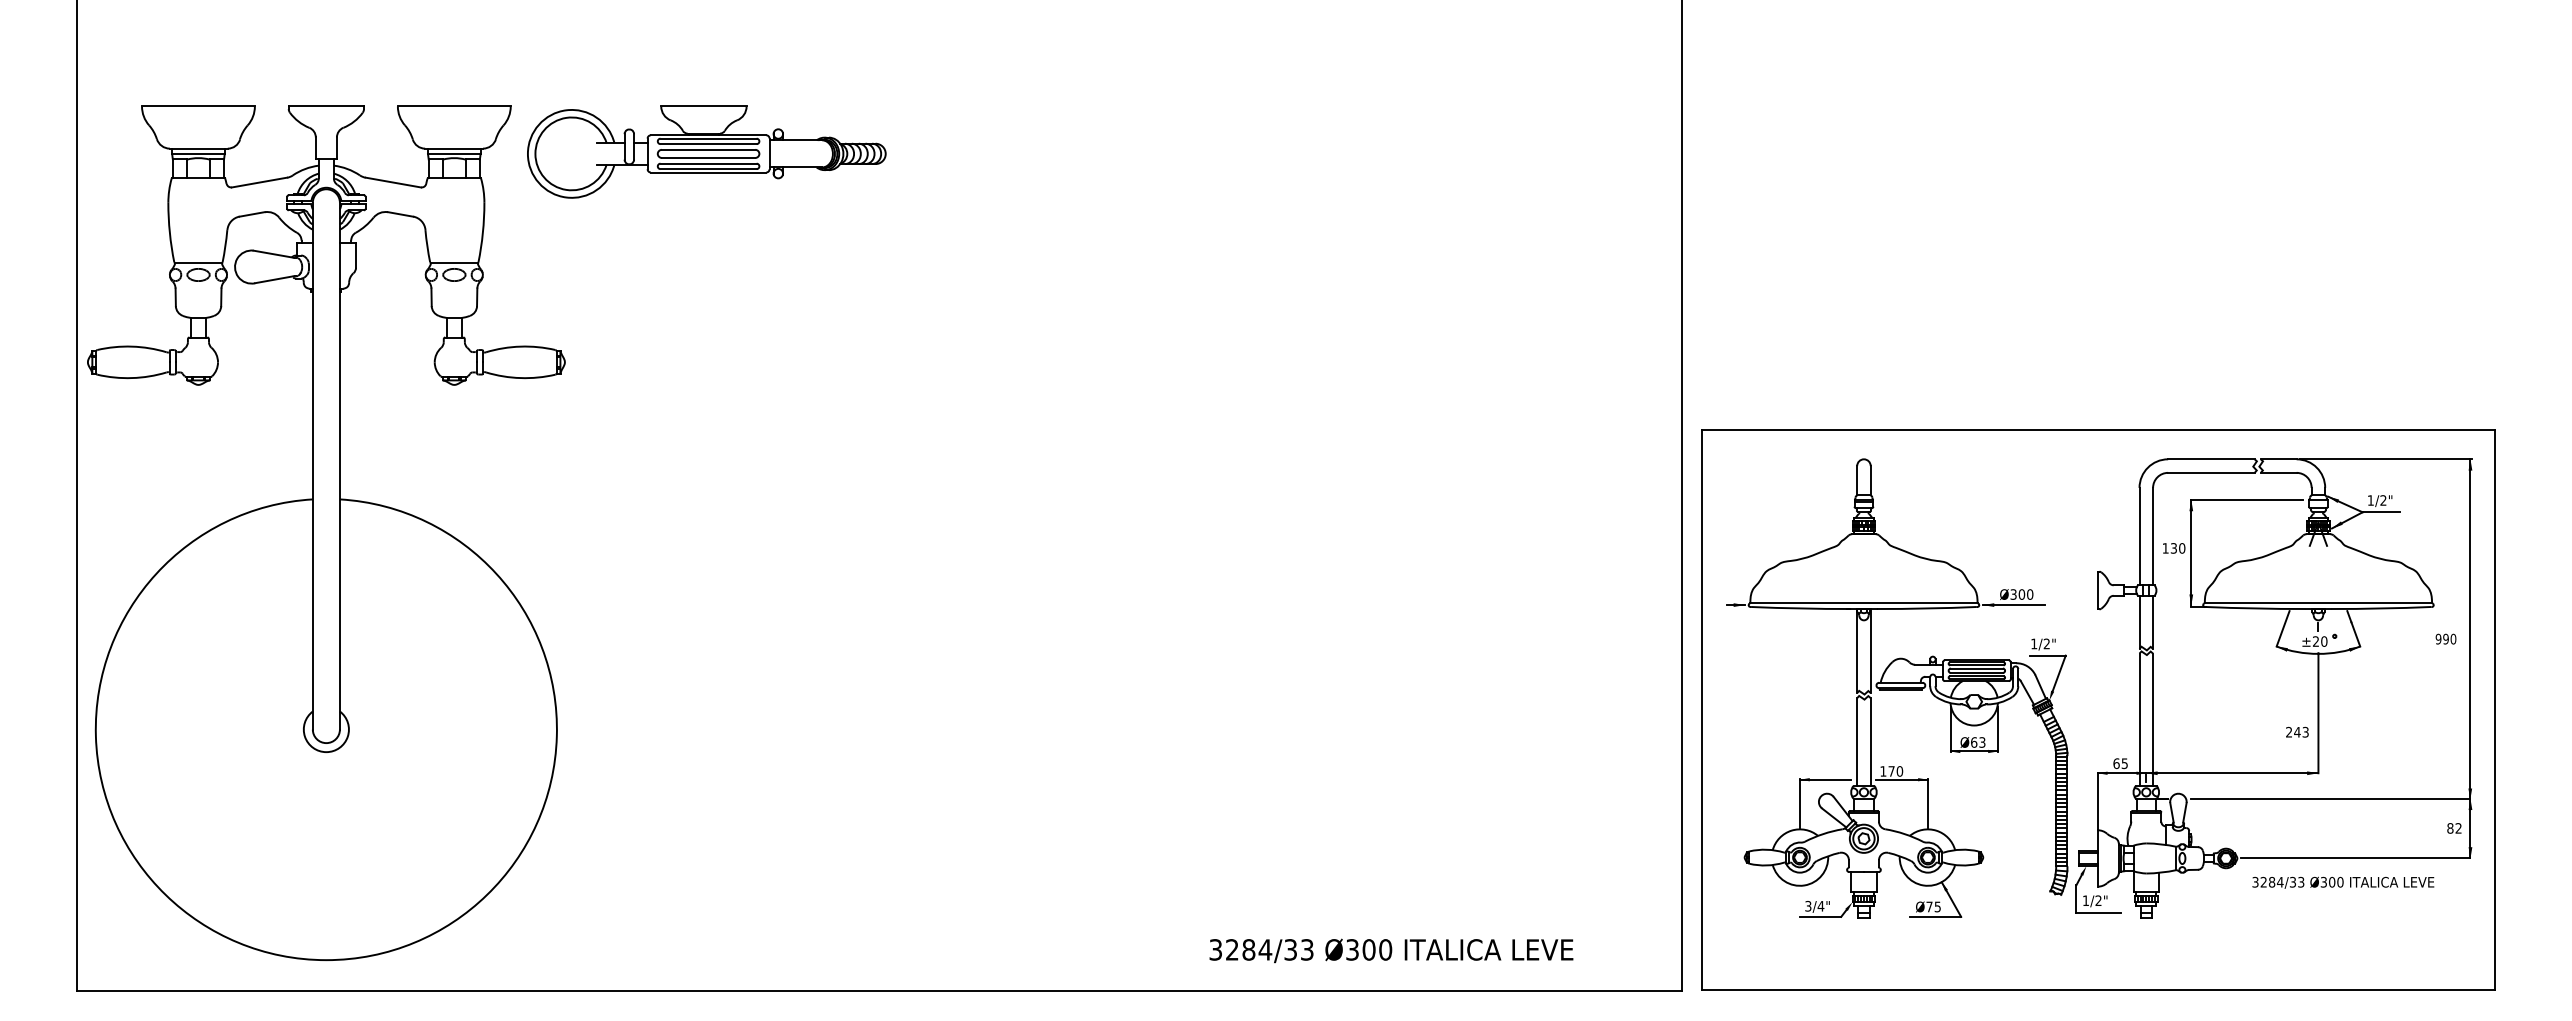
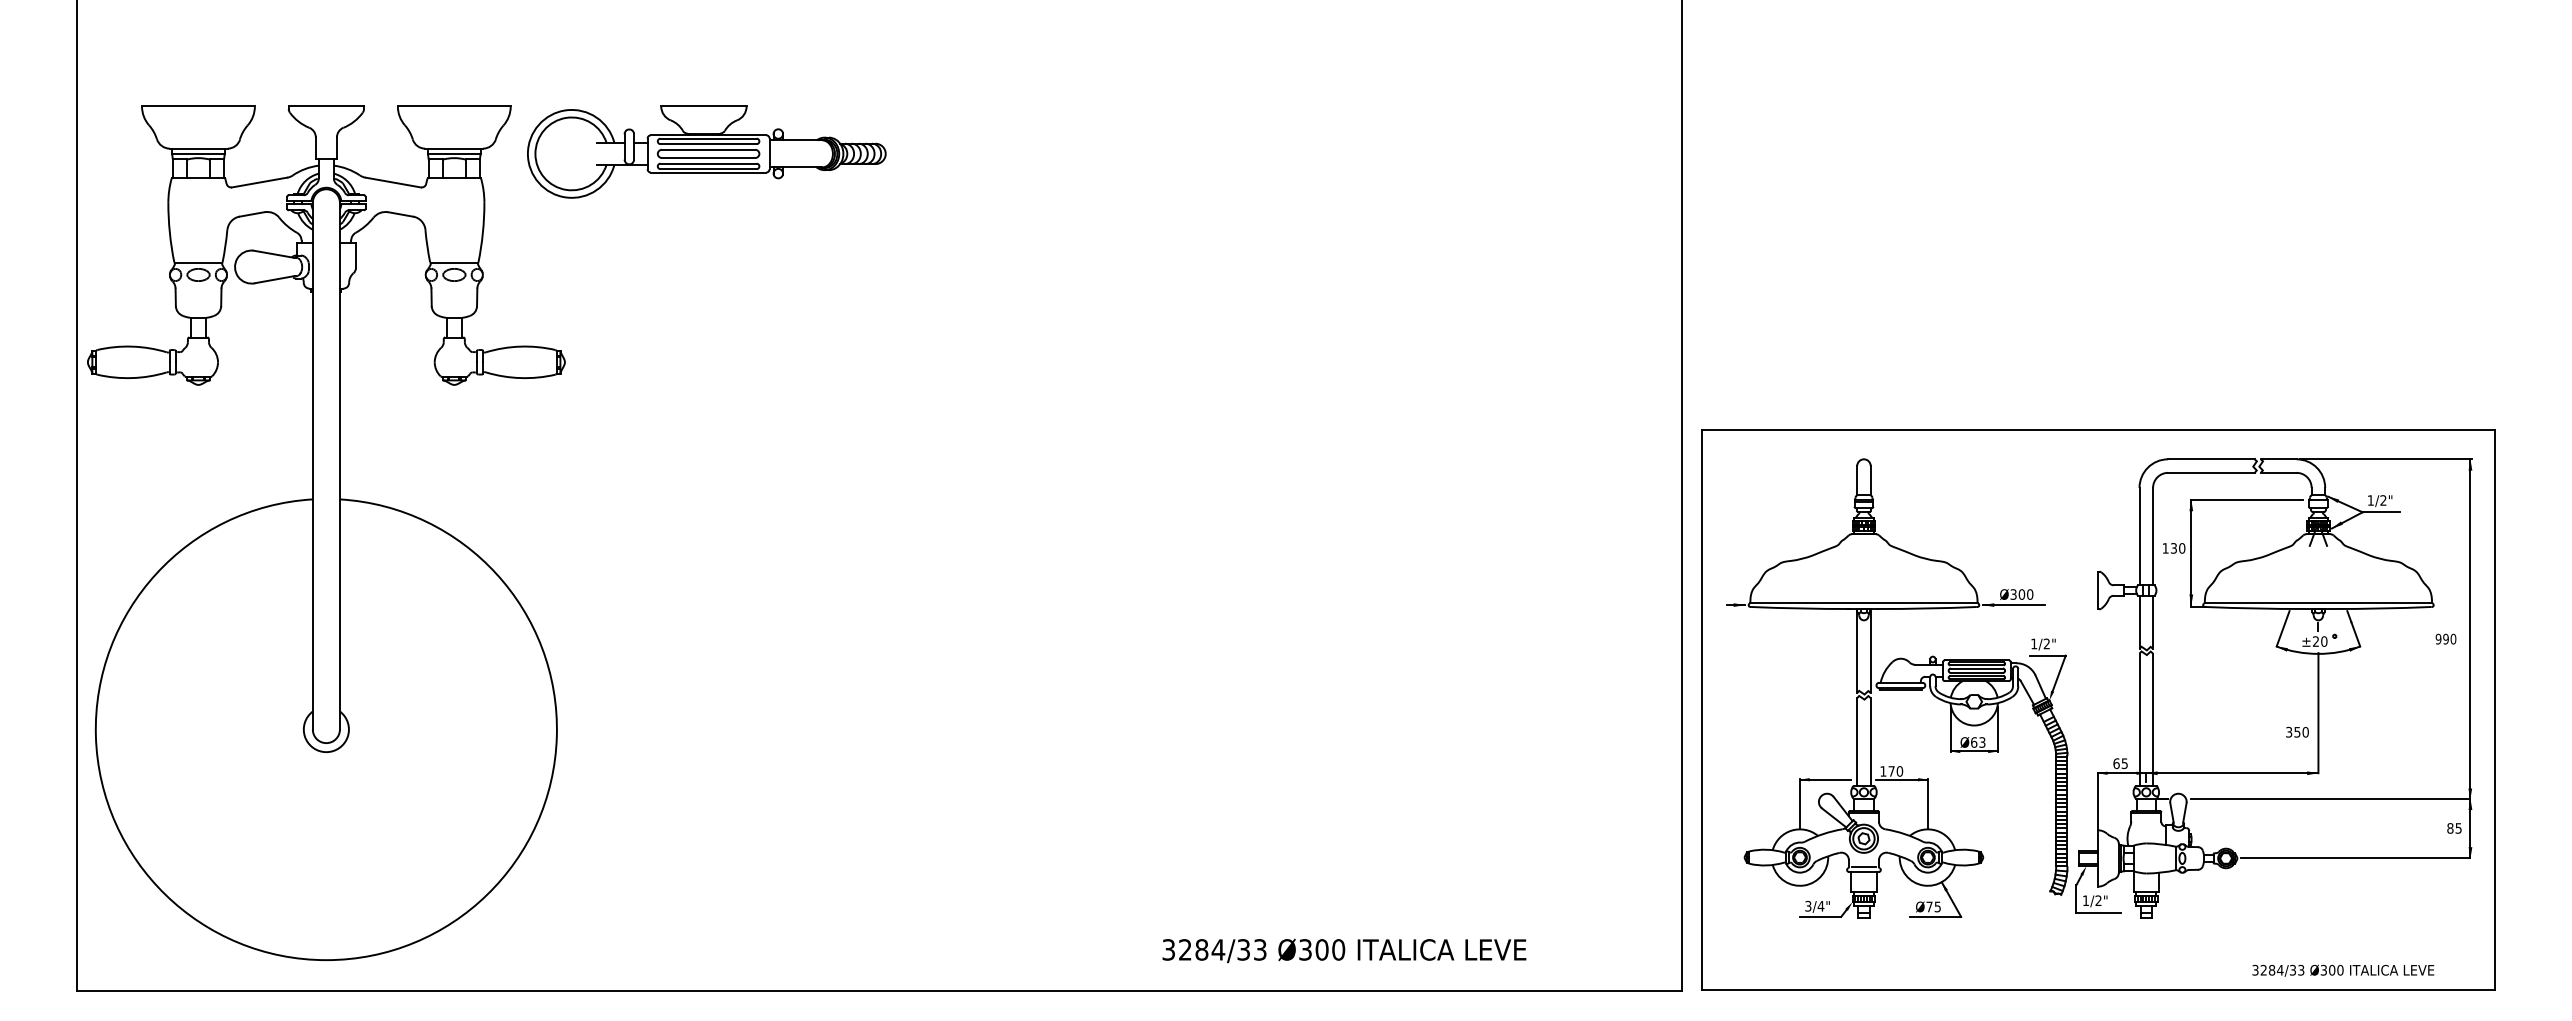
text: 243 -> 350 (2297, 732)
text: 82 -> 85 (2458, 828)
line: none -> present (1863, 866)
text position: (2343, 882) -> (2343, 970) (2343, 970)
text position: (1391, 950) -> (1344, 950) (1344, 950)
